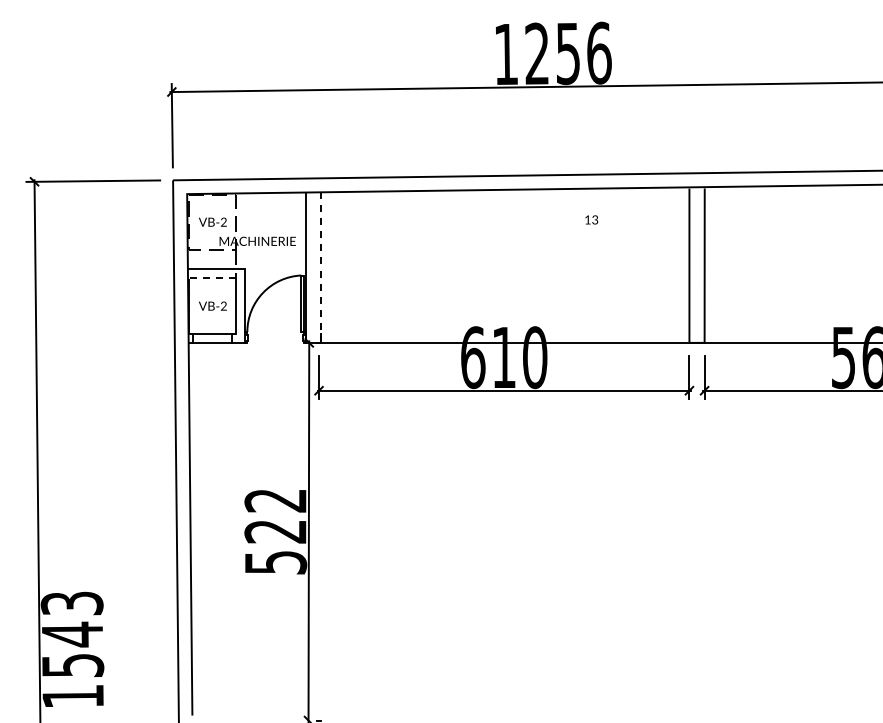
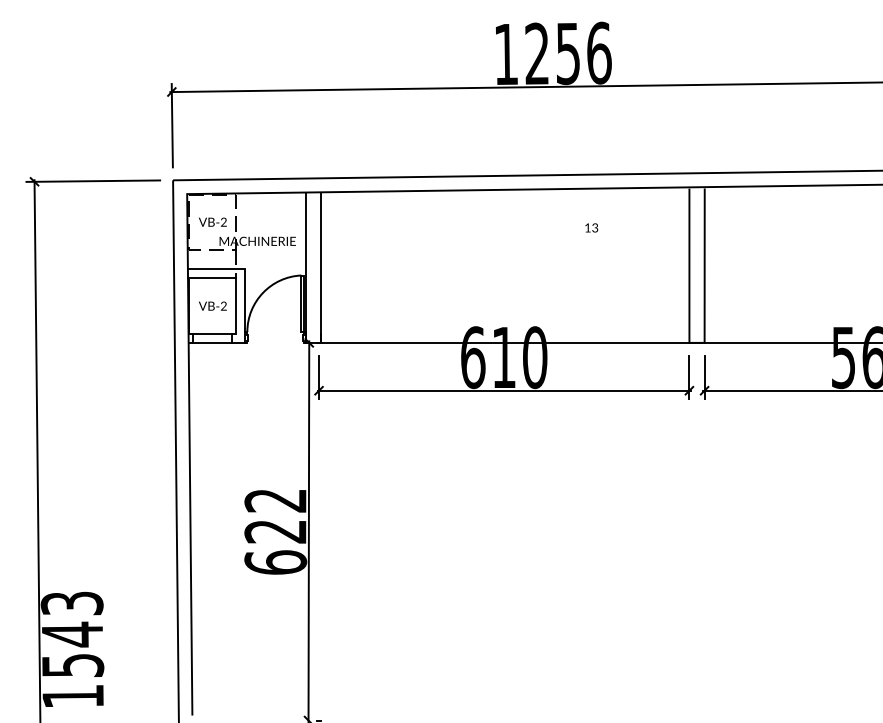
text position: (591, 219) -> (591, 227) (591, 227)
line: dashed -> solid (321, 267)
line: dashed -> solid (211, 278)
text: 522 -> 622 (275, 562)
